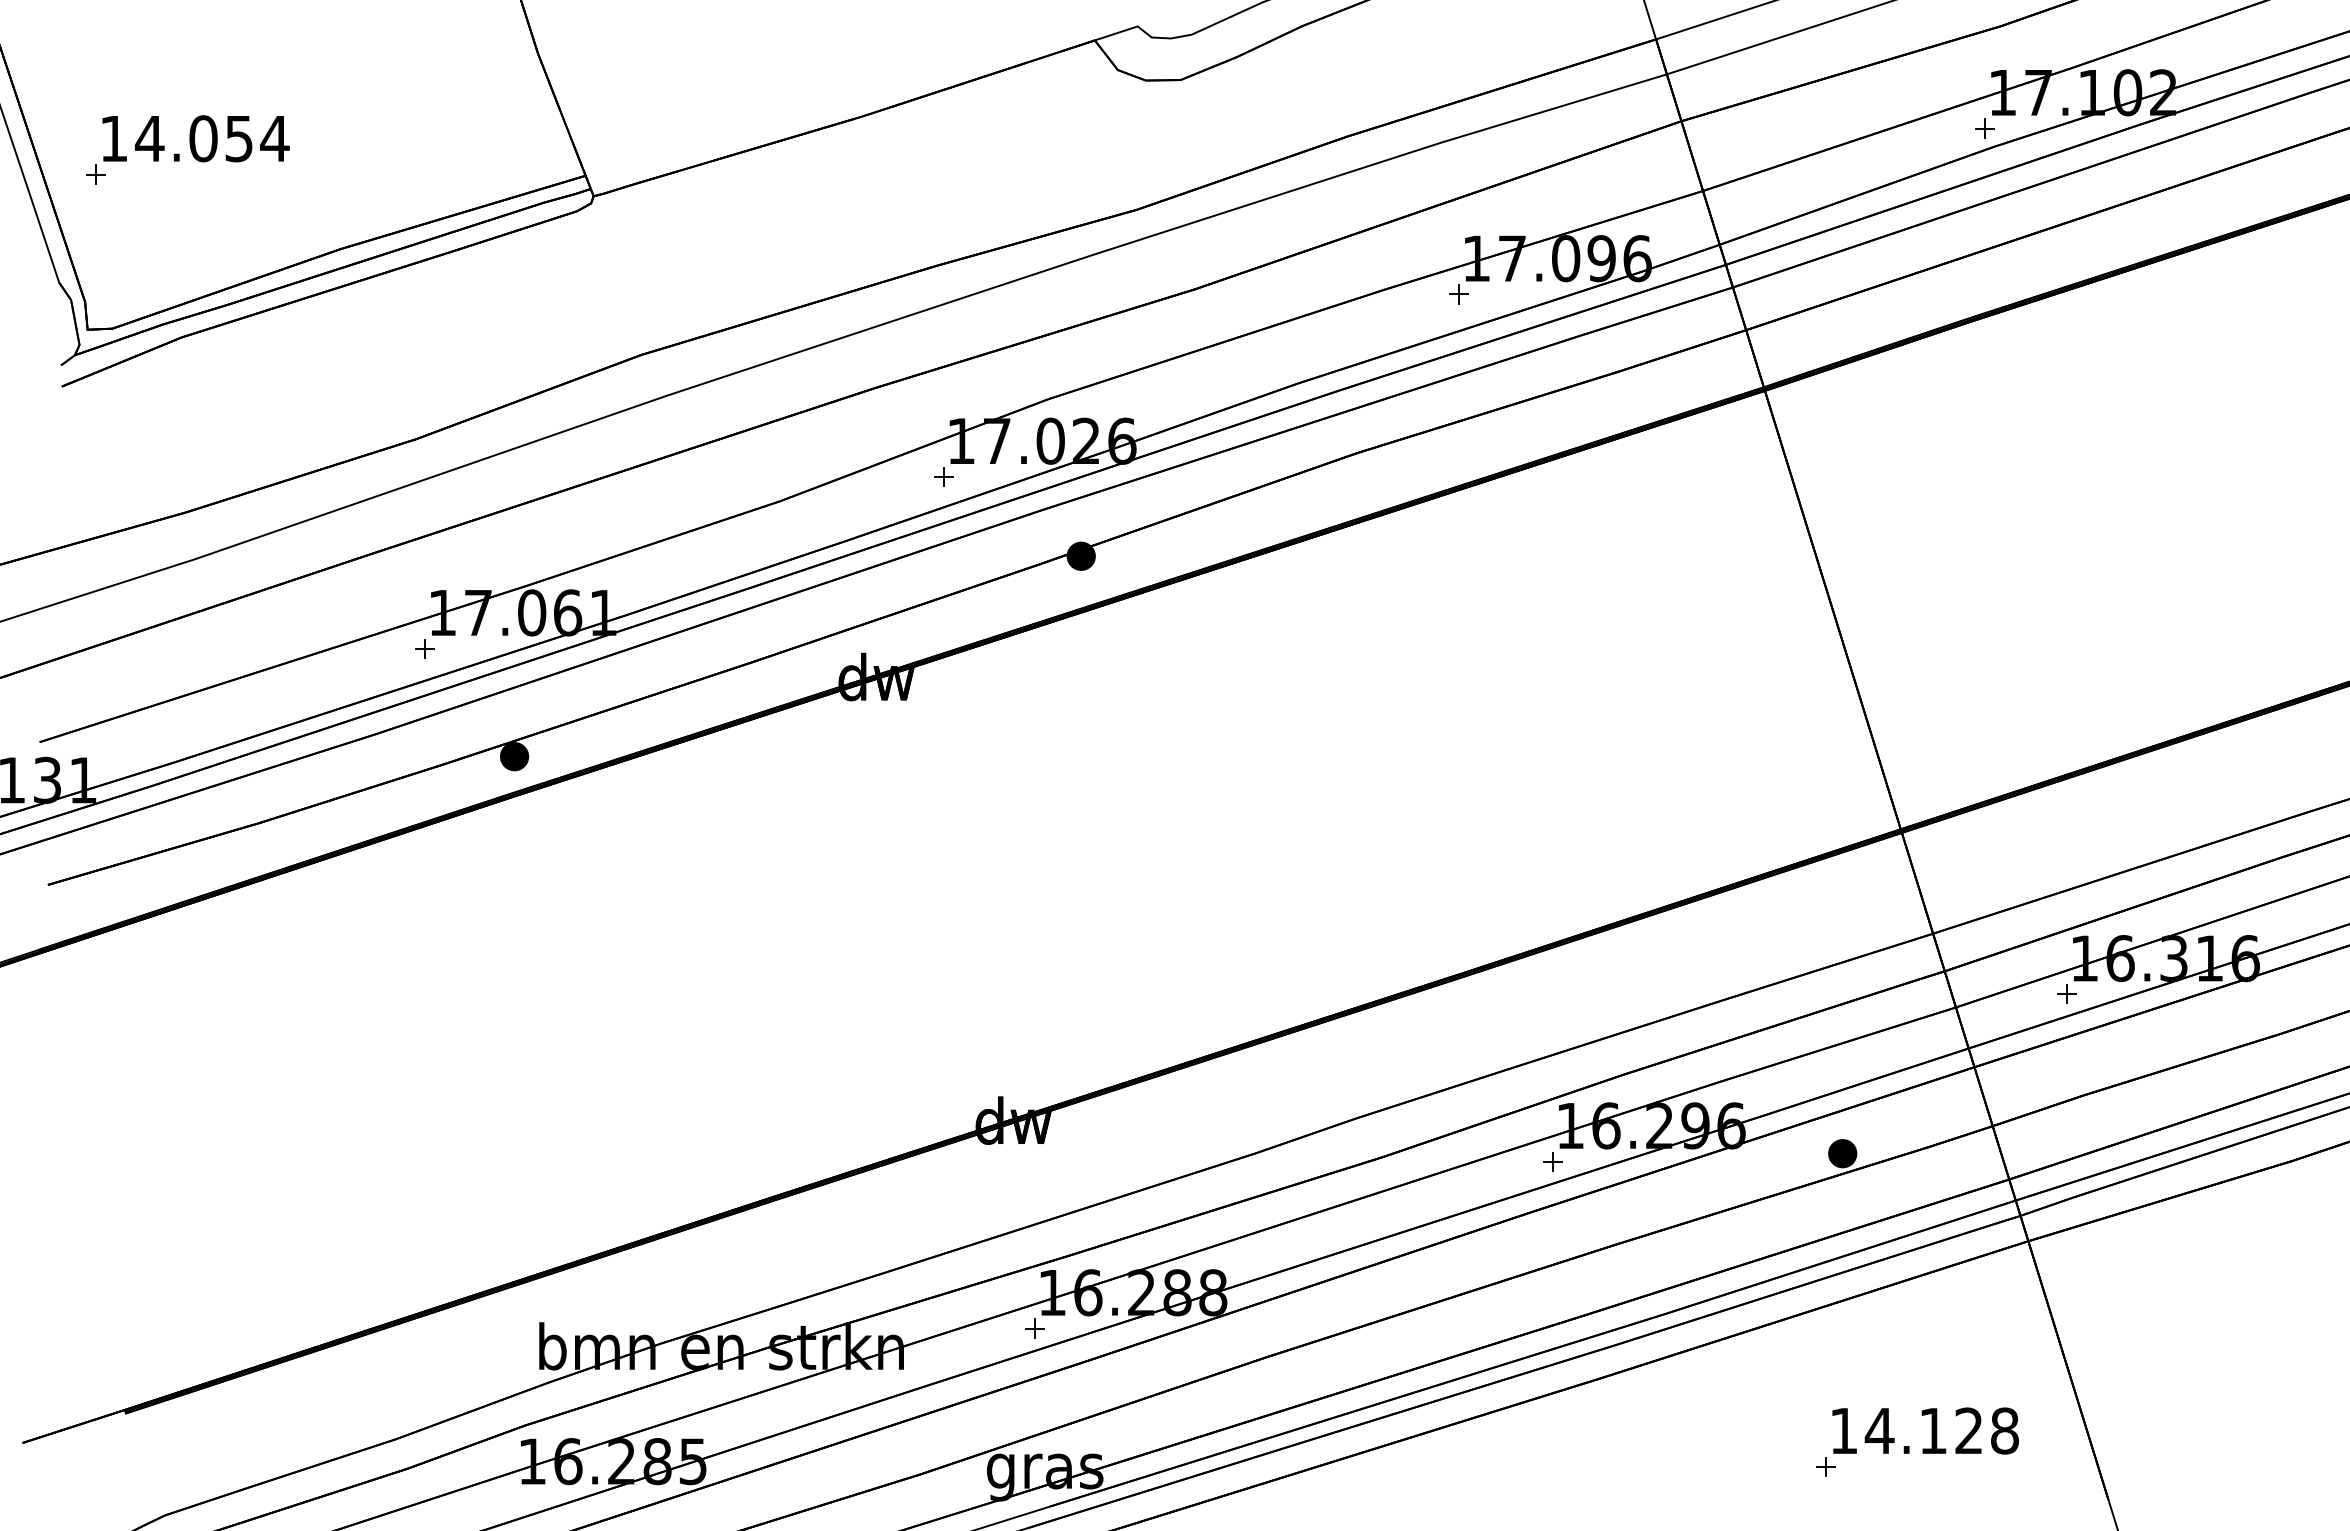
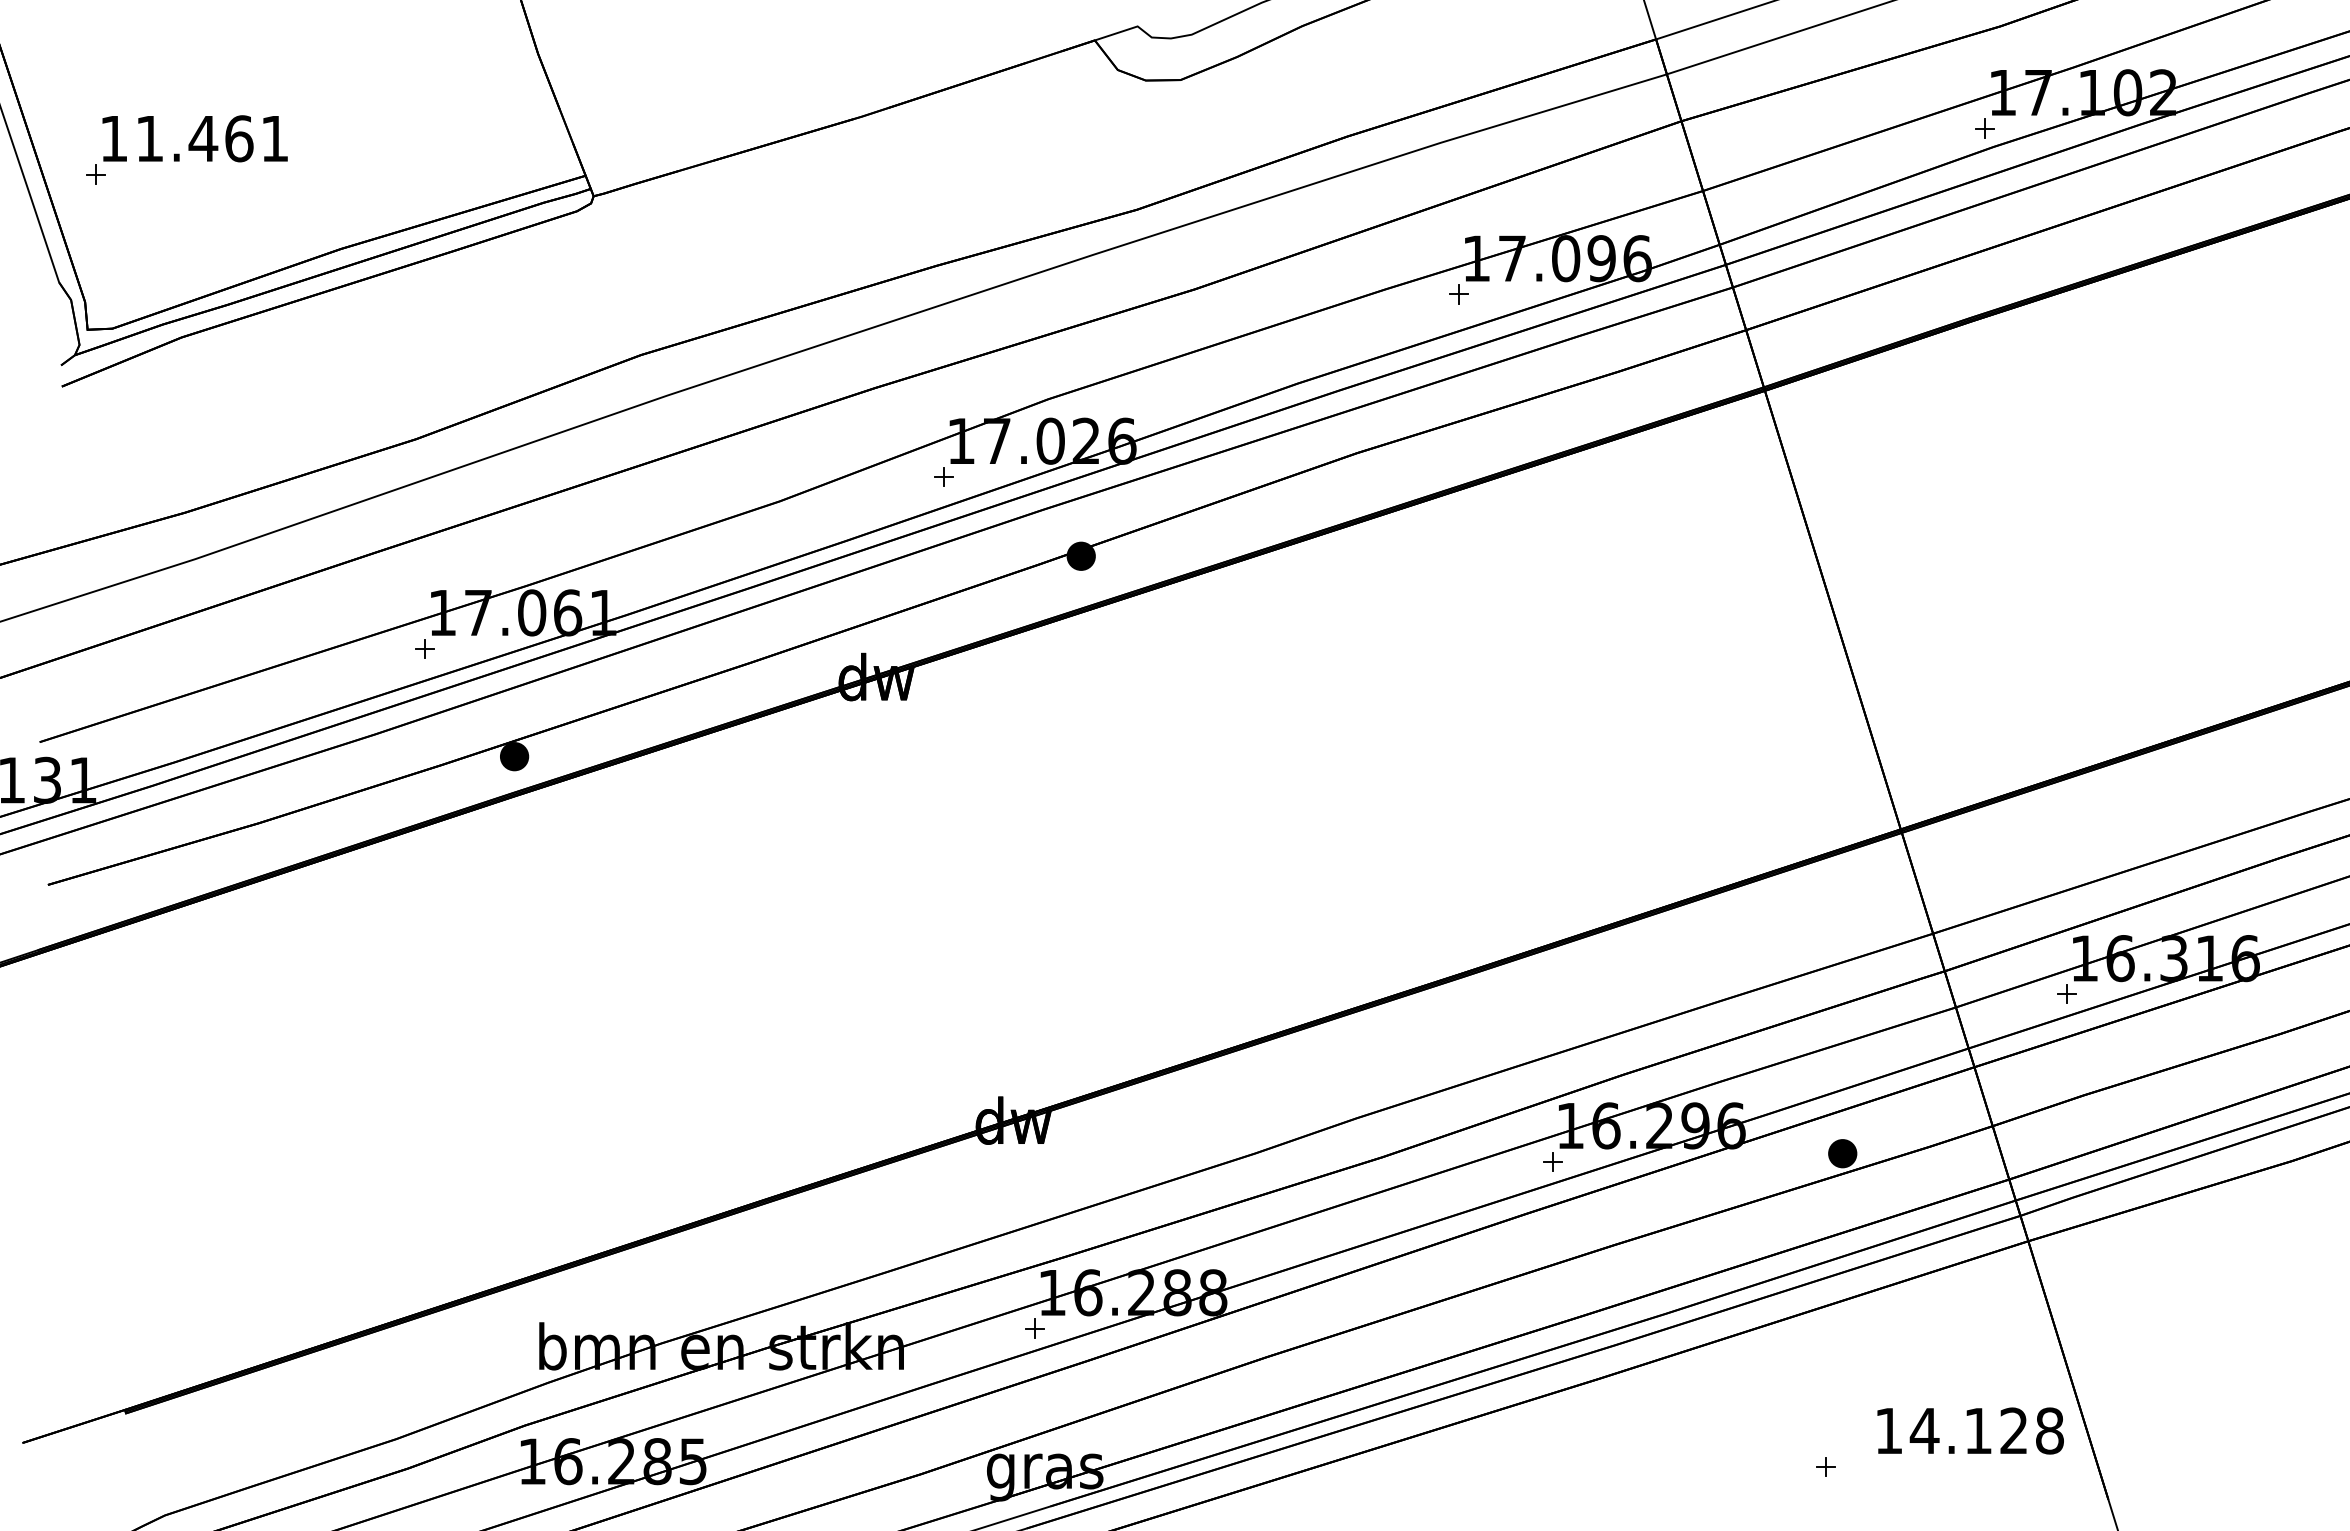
text: 14.054 -> 11.461 (211, 138)
text position: (1925, 1430) -> (1970, 1430) (1970, 1430)
